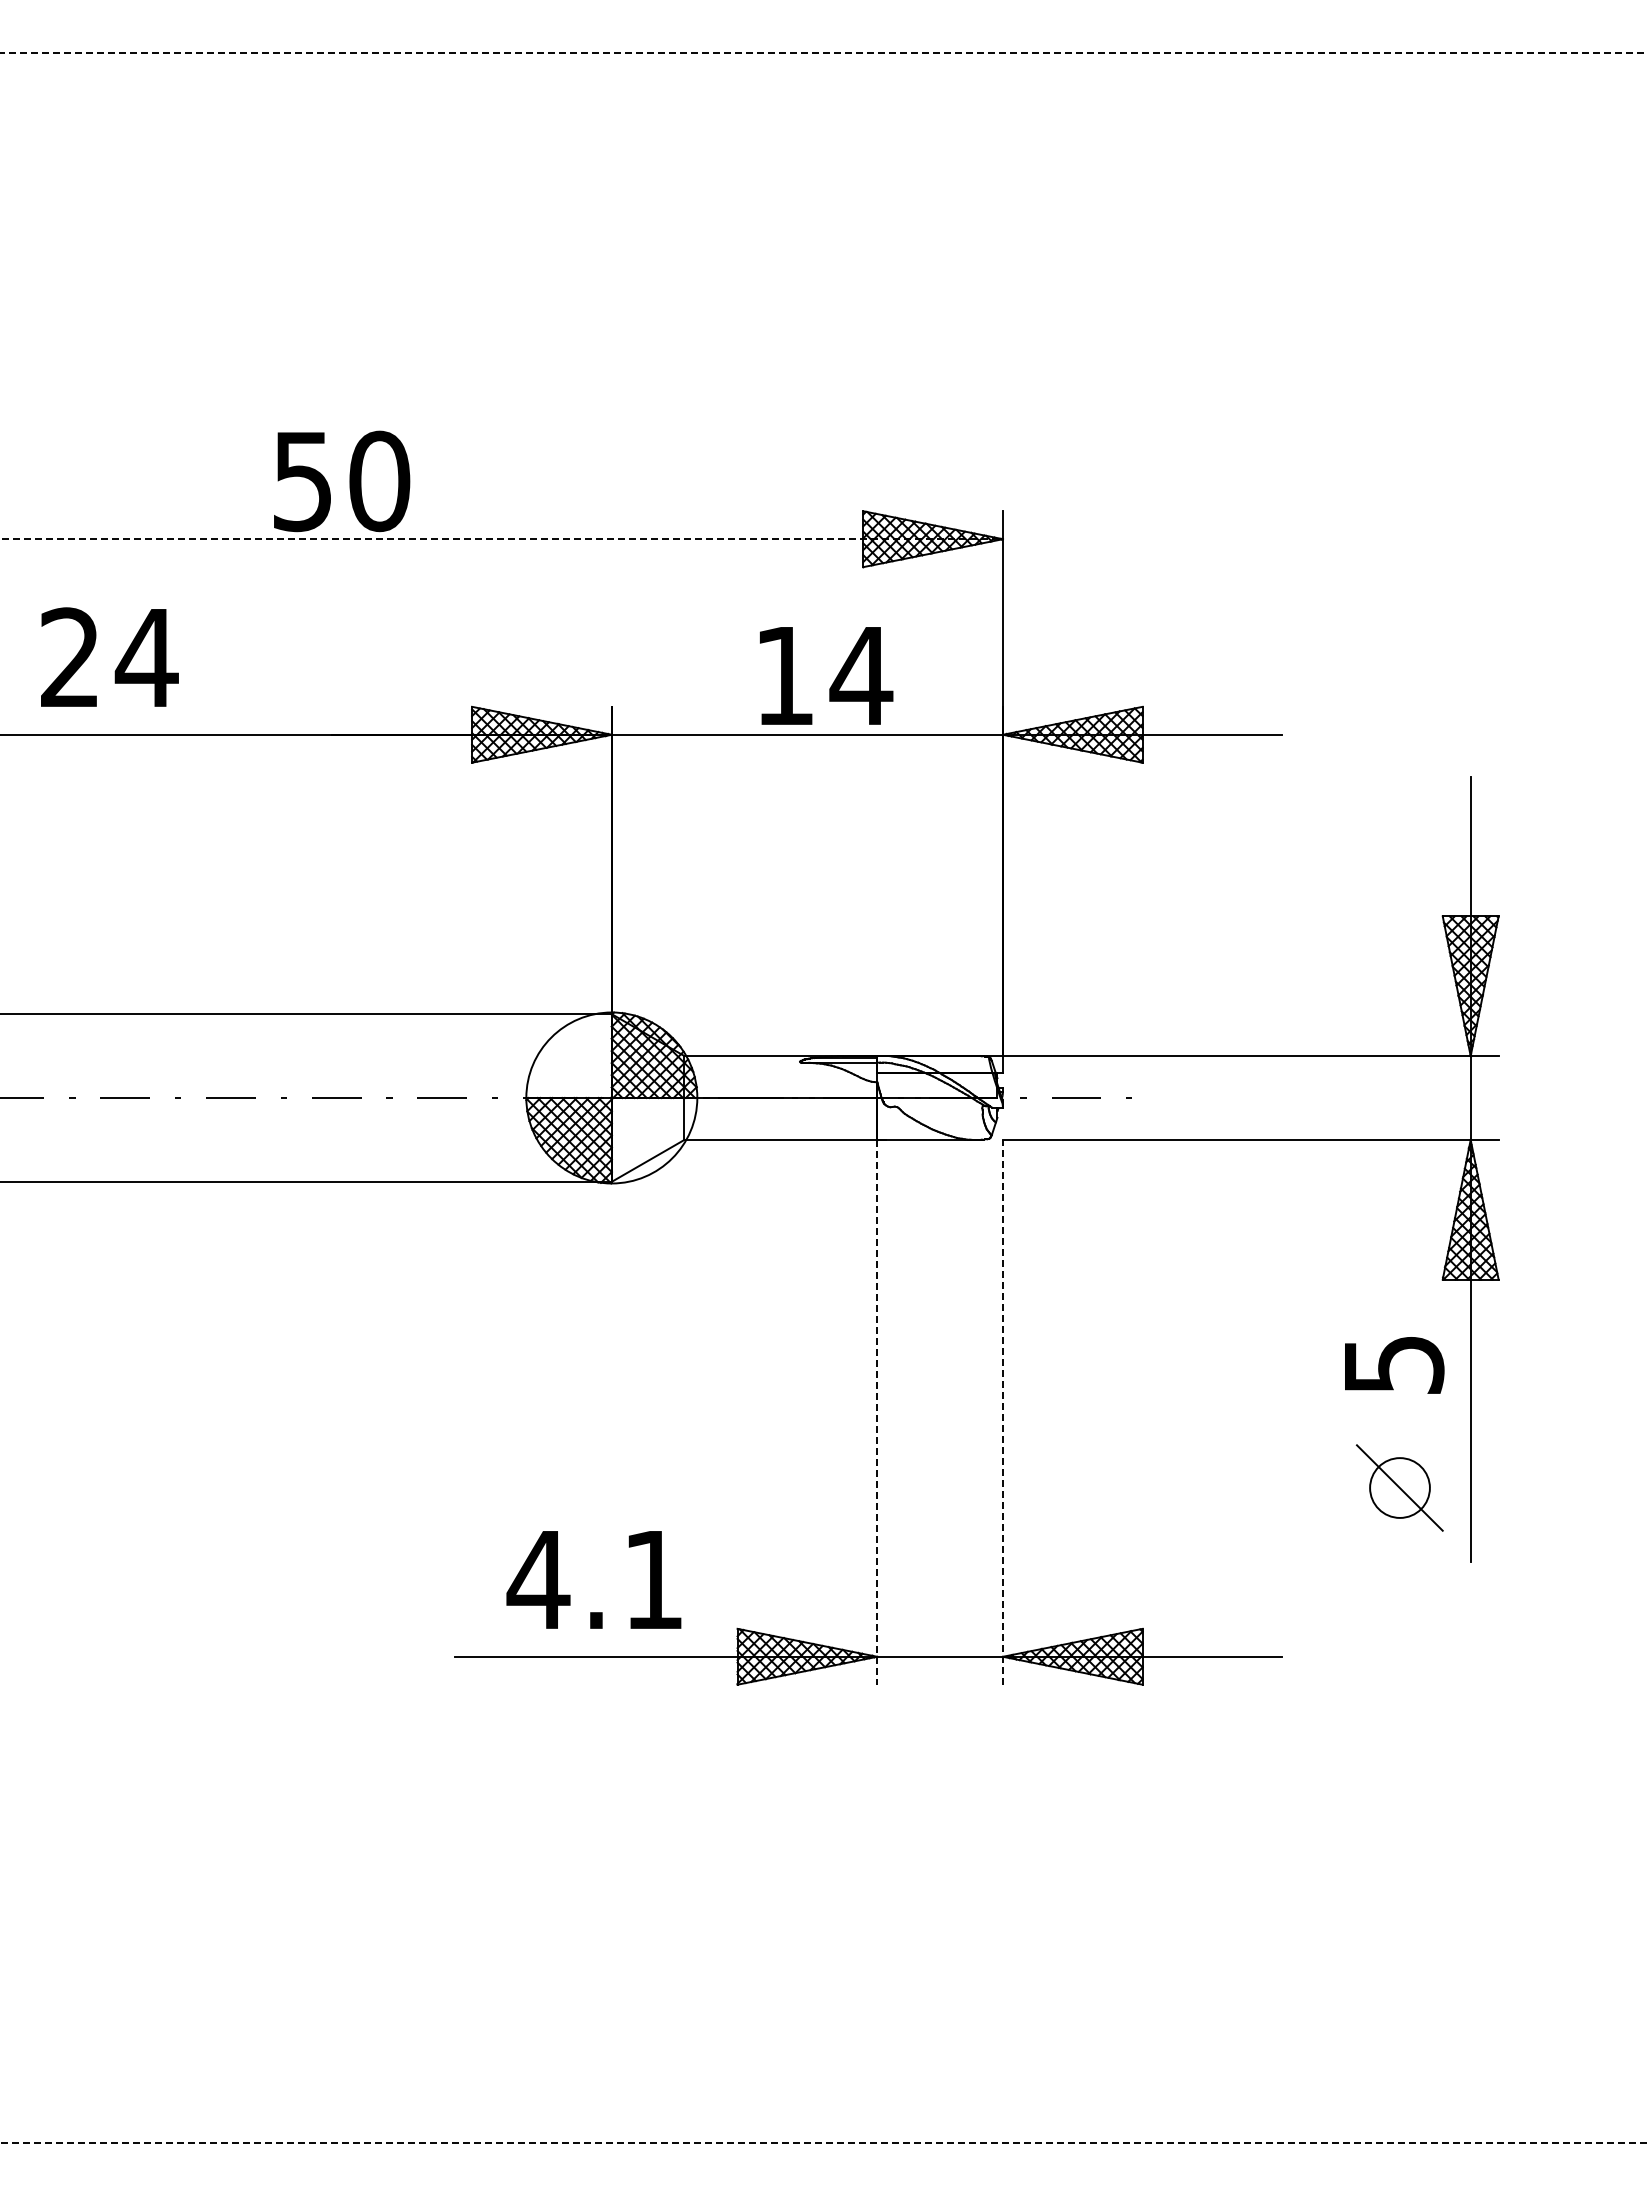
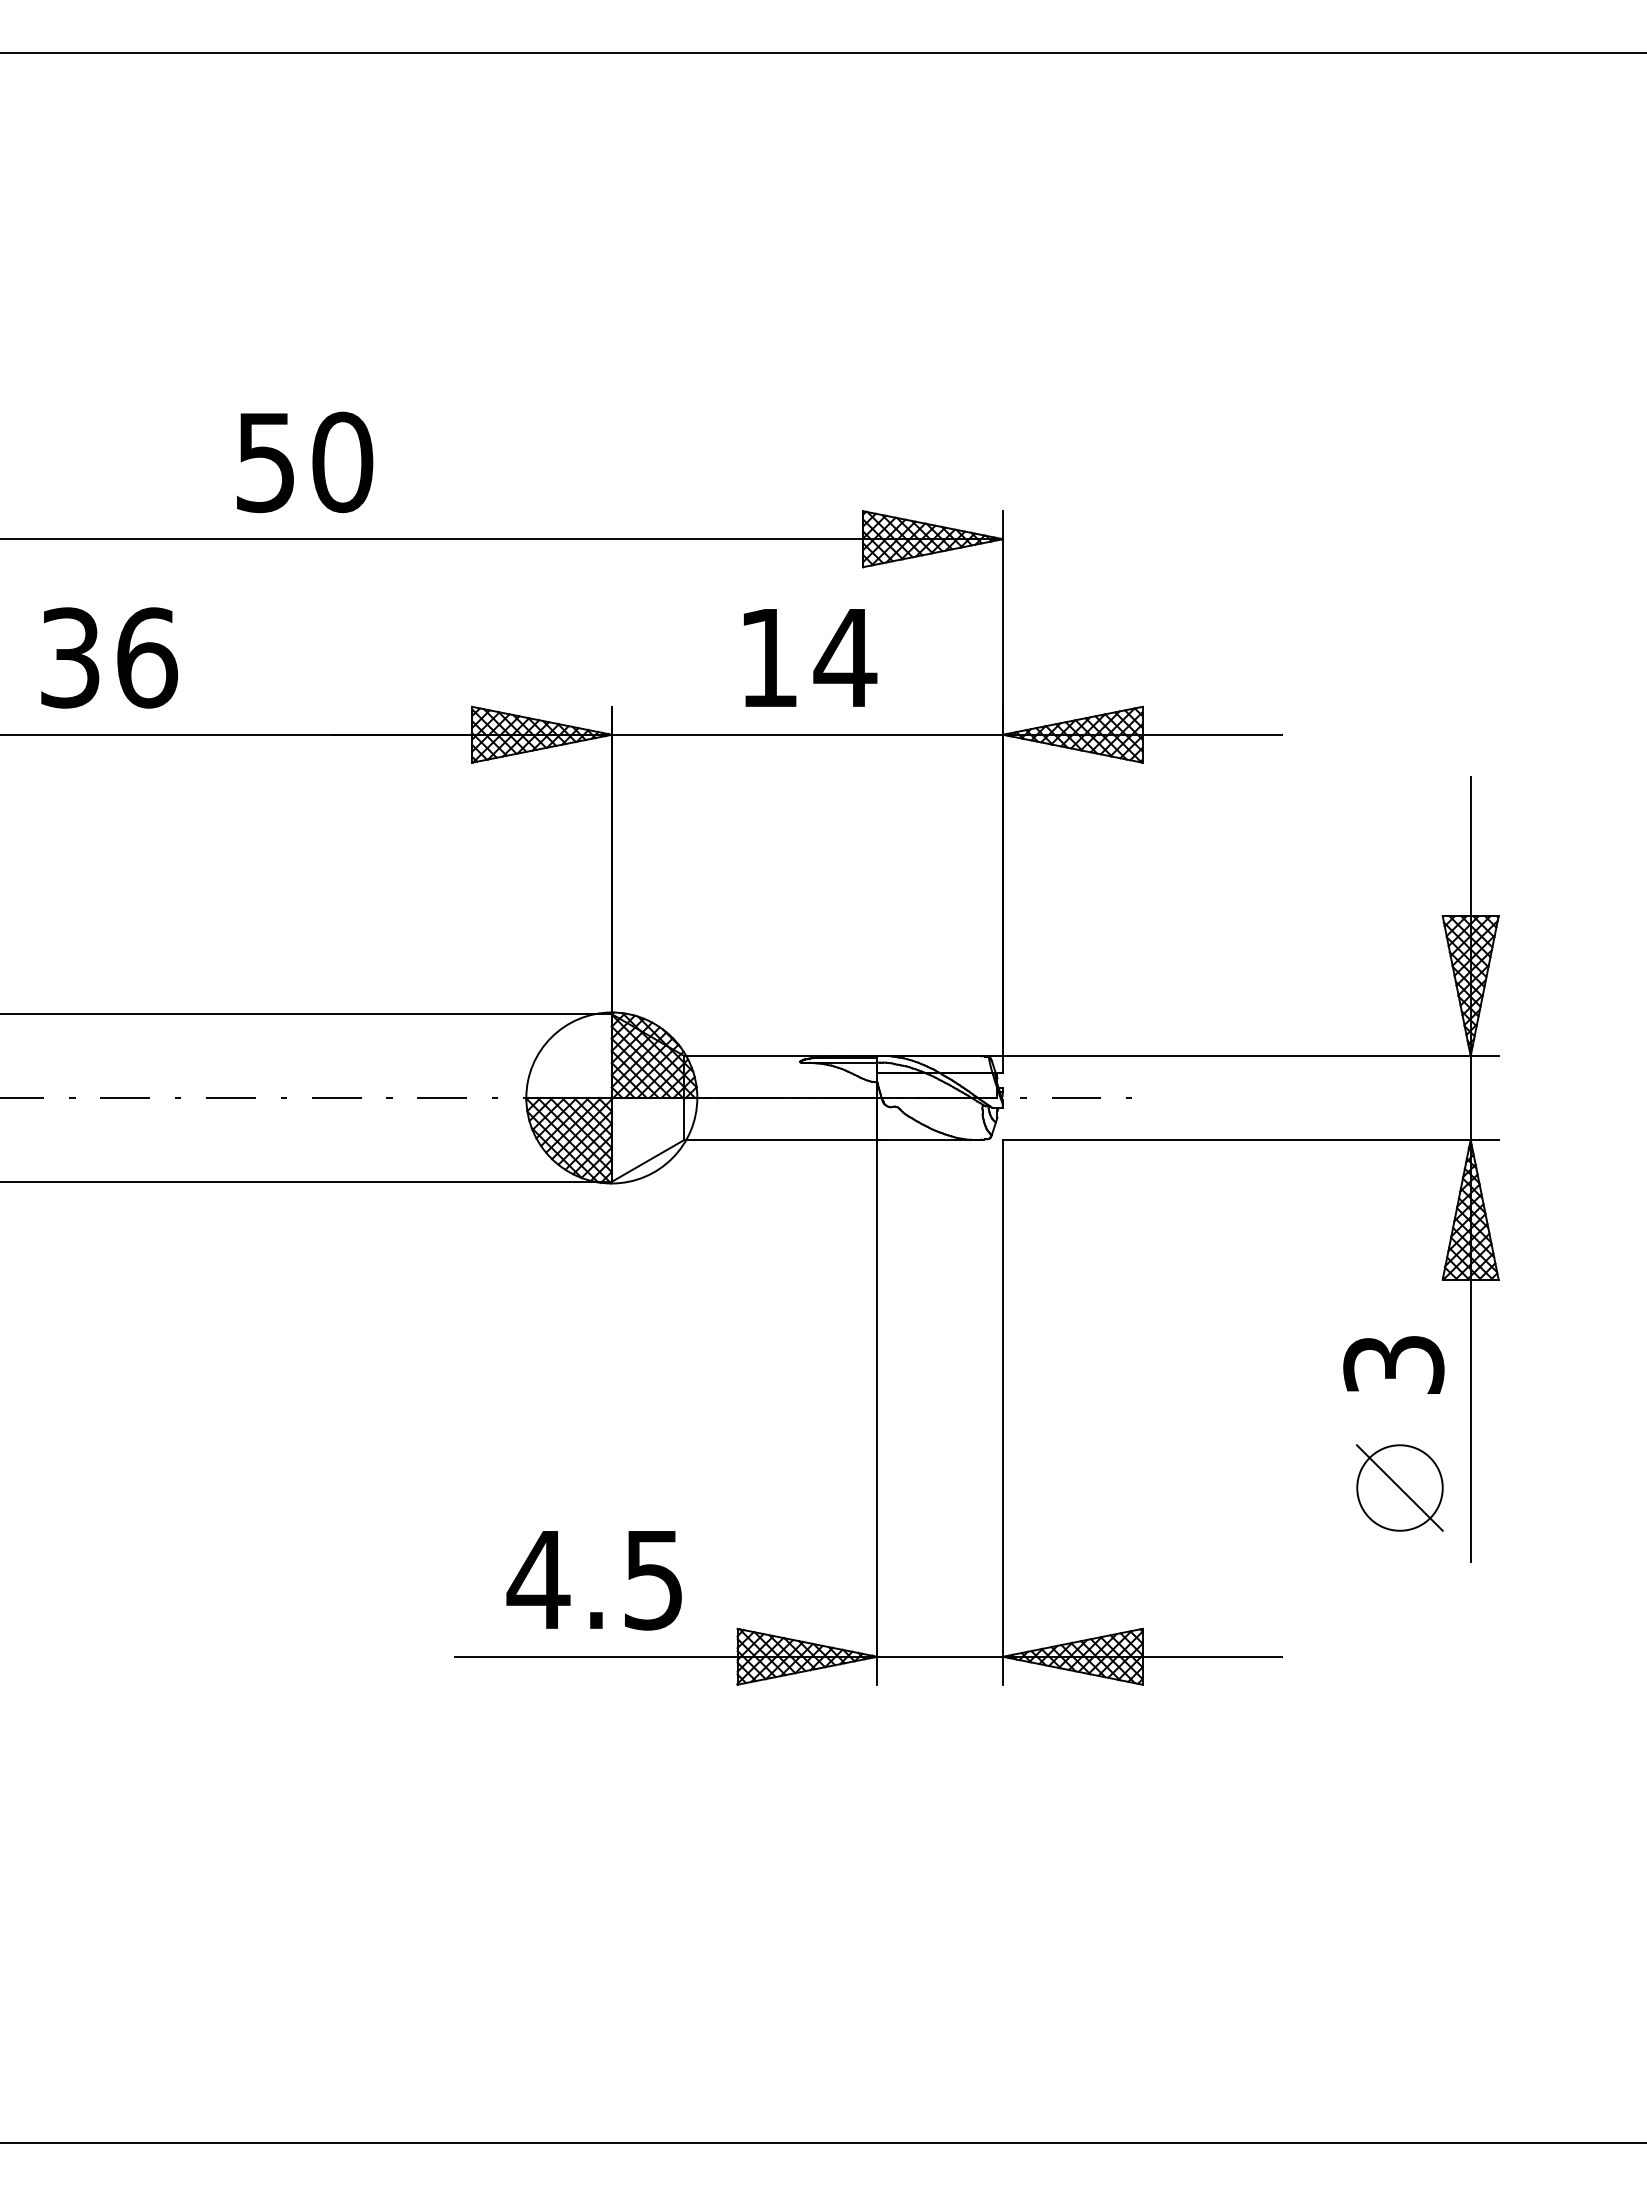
line: dashed -> solid (822, 53)
text position: (342, 481) -> (305, 462) (305, 462)
line: dashed -> solid (502, 539)
text: 24 -> 36 (109, 657)
text position: (826, 675) -> (810, 657) (810, 657)
text: 5 -> 3 (1393, 1364)
line: dashed -> solid (1002, 1411)
line: dashed -> solid (877, 1412)
circle diameter: 60 px -> 85 px (1399, 1487)
text: 4.1 -> 4.5 (653, 1580)
line: dashed -> solid (823, 2142)
